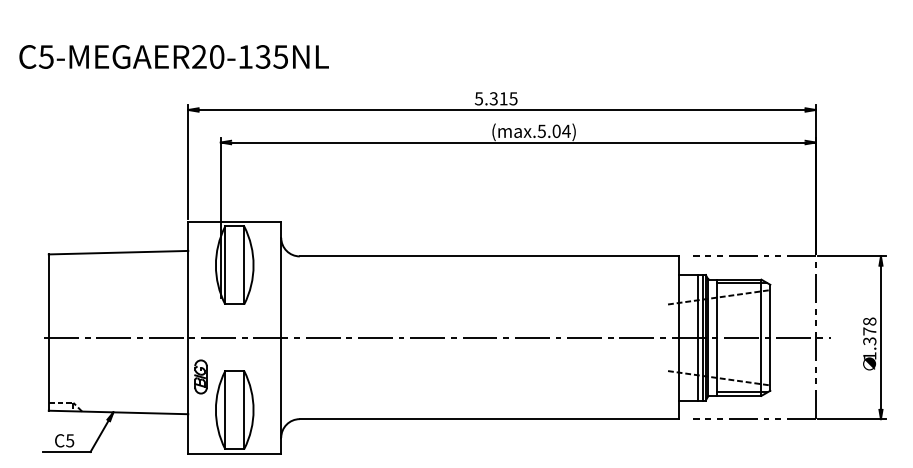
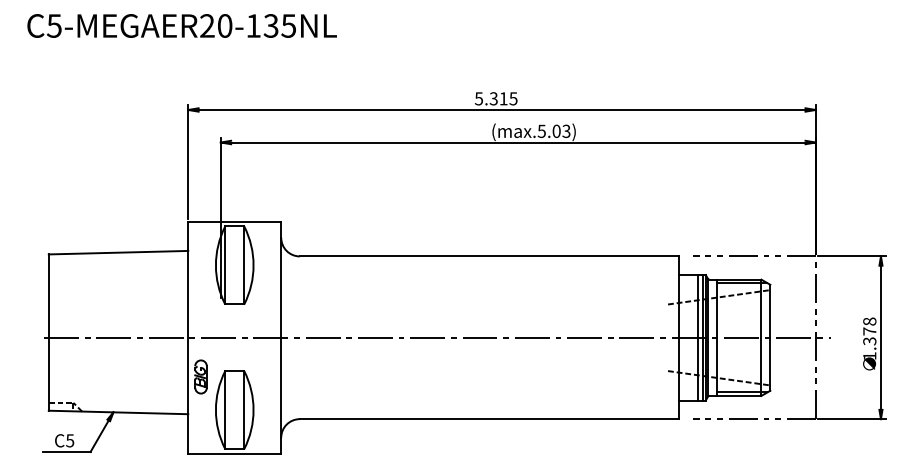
text position: (173, 56) -> (181, 25) (181, 25)
text: (max.5.04) -> (max.5.03) (566, 130)
